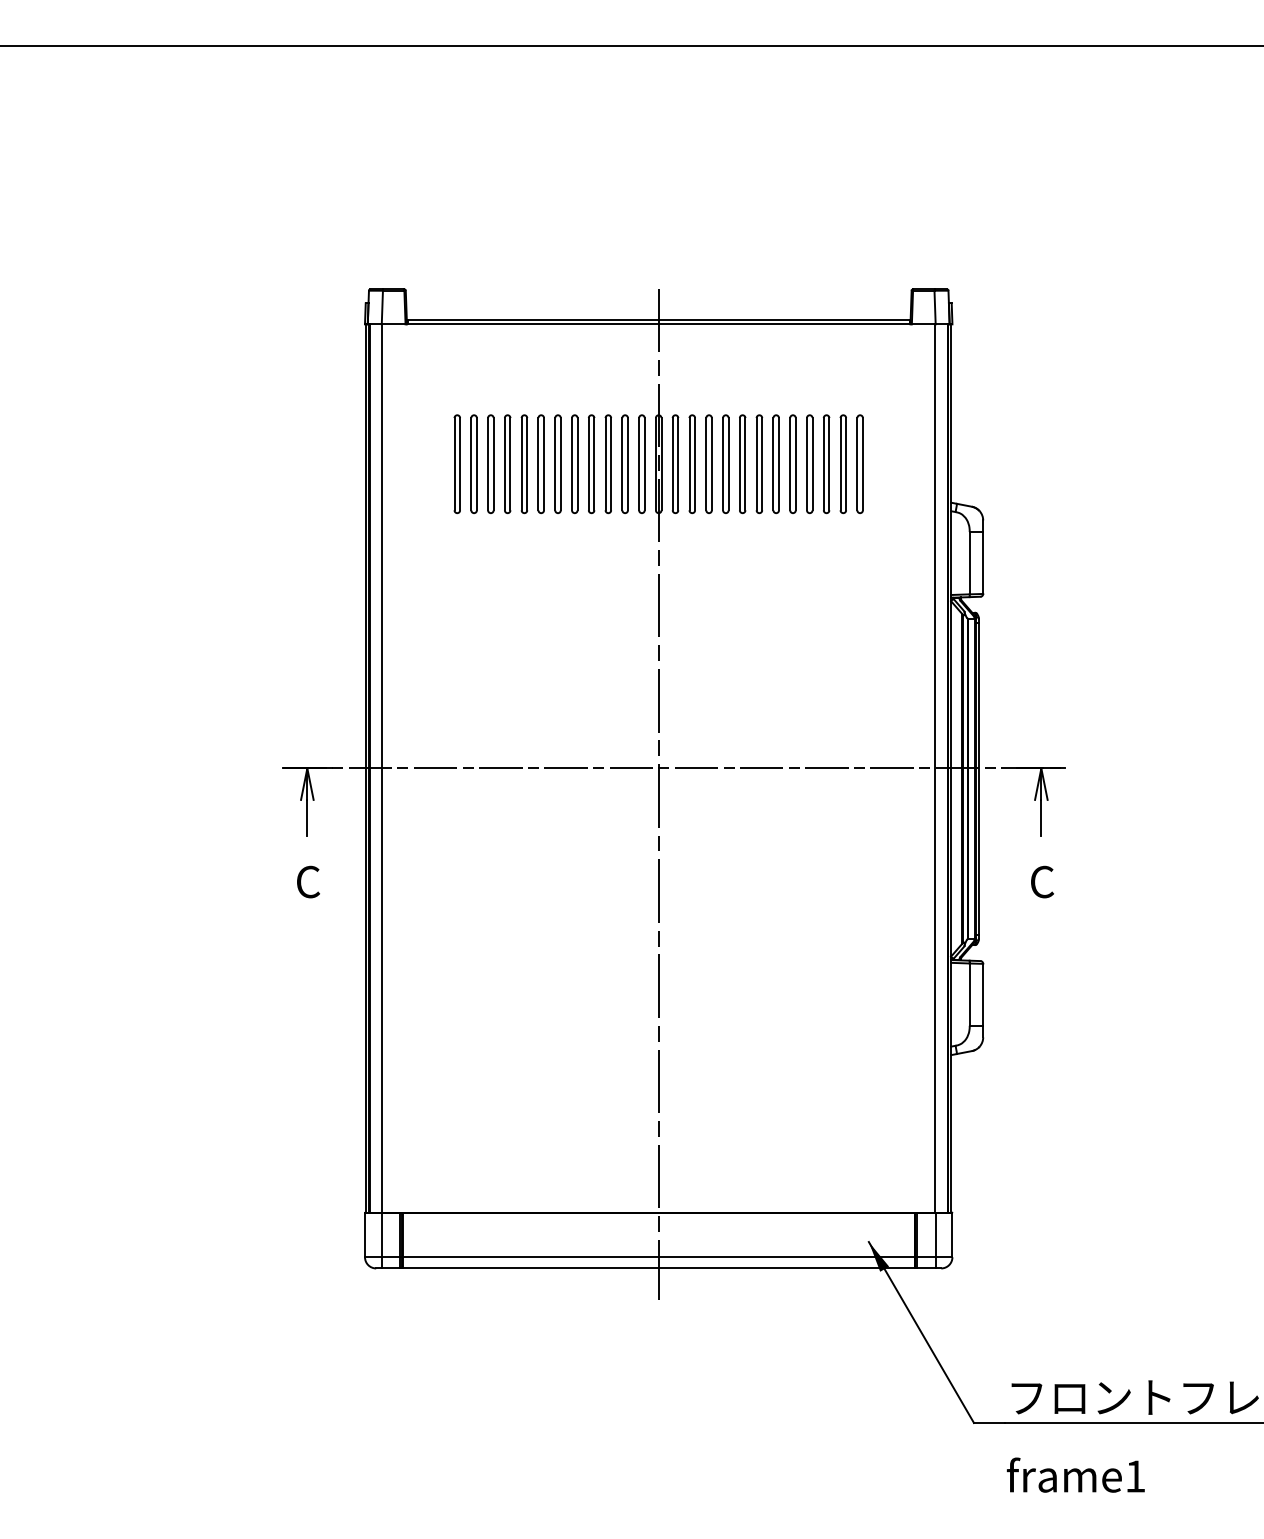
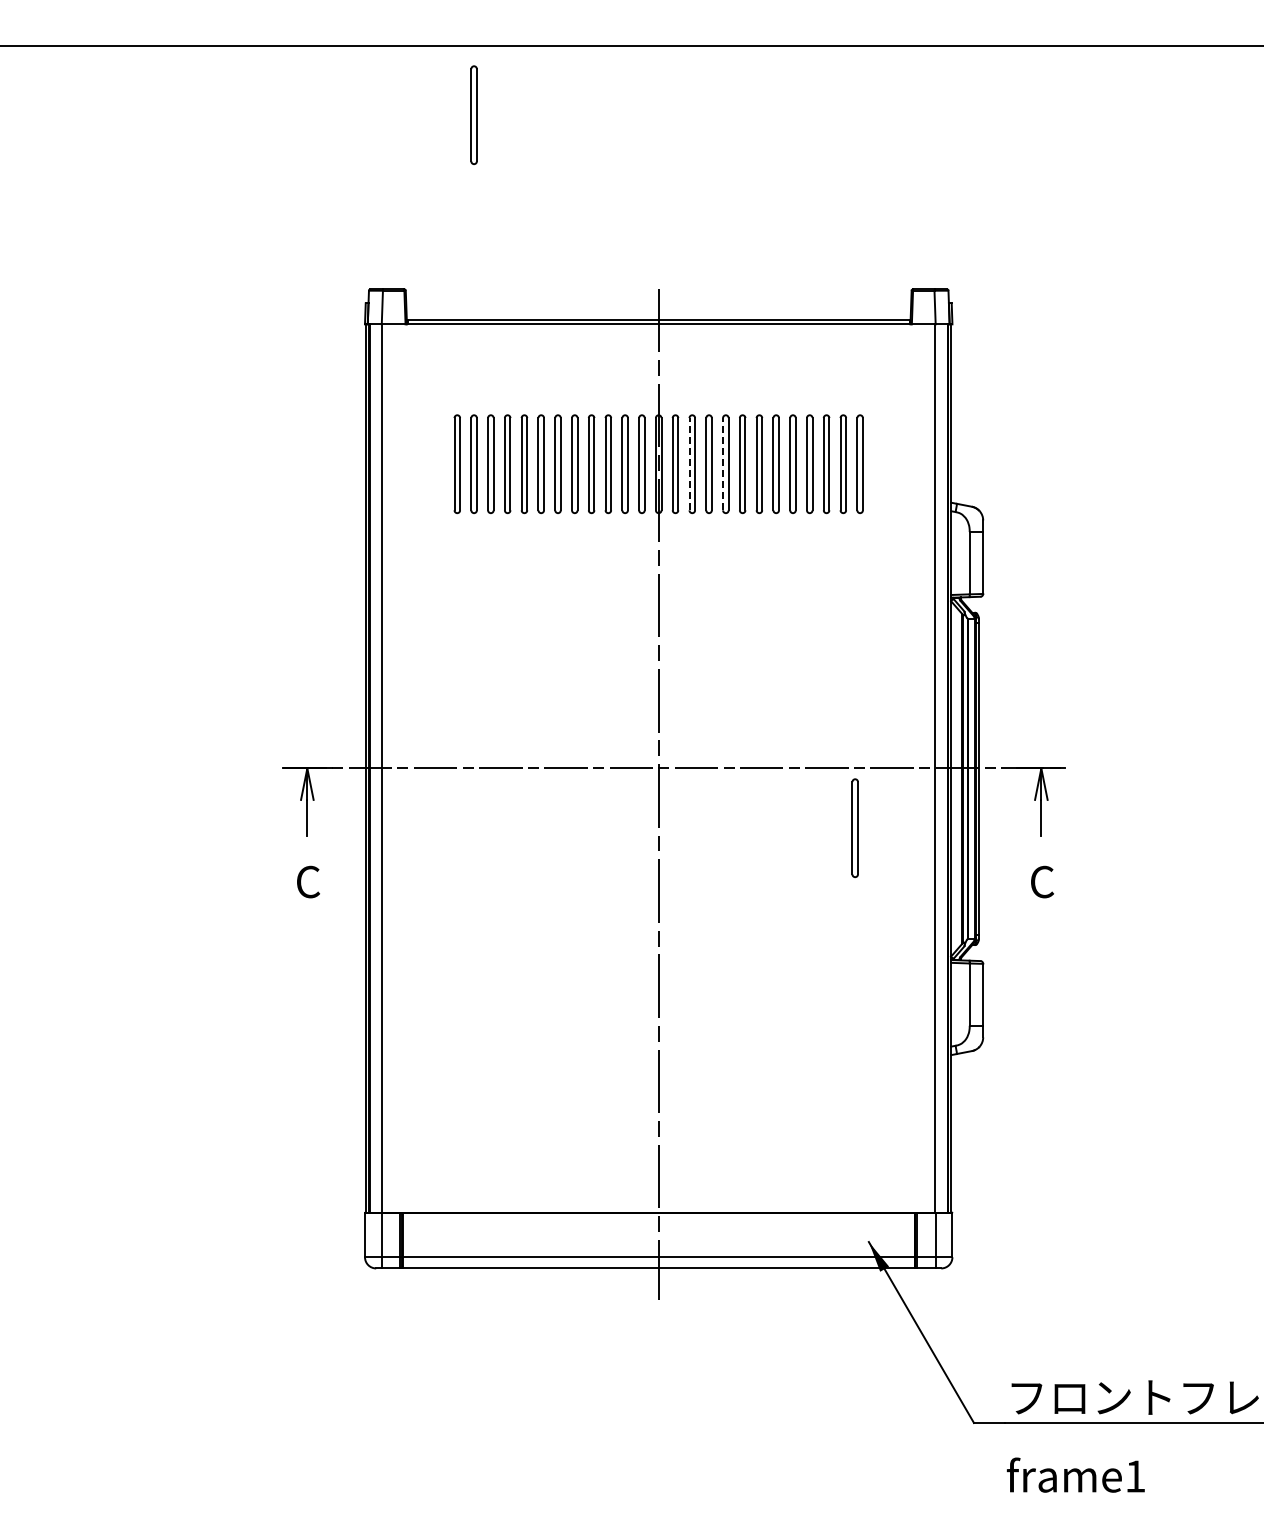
part: none -> present (473, 114)
line: solid -> dashed (689, 463)
line: solid -> dashed (723, 463)
part: none -> present (854, 827)
